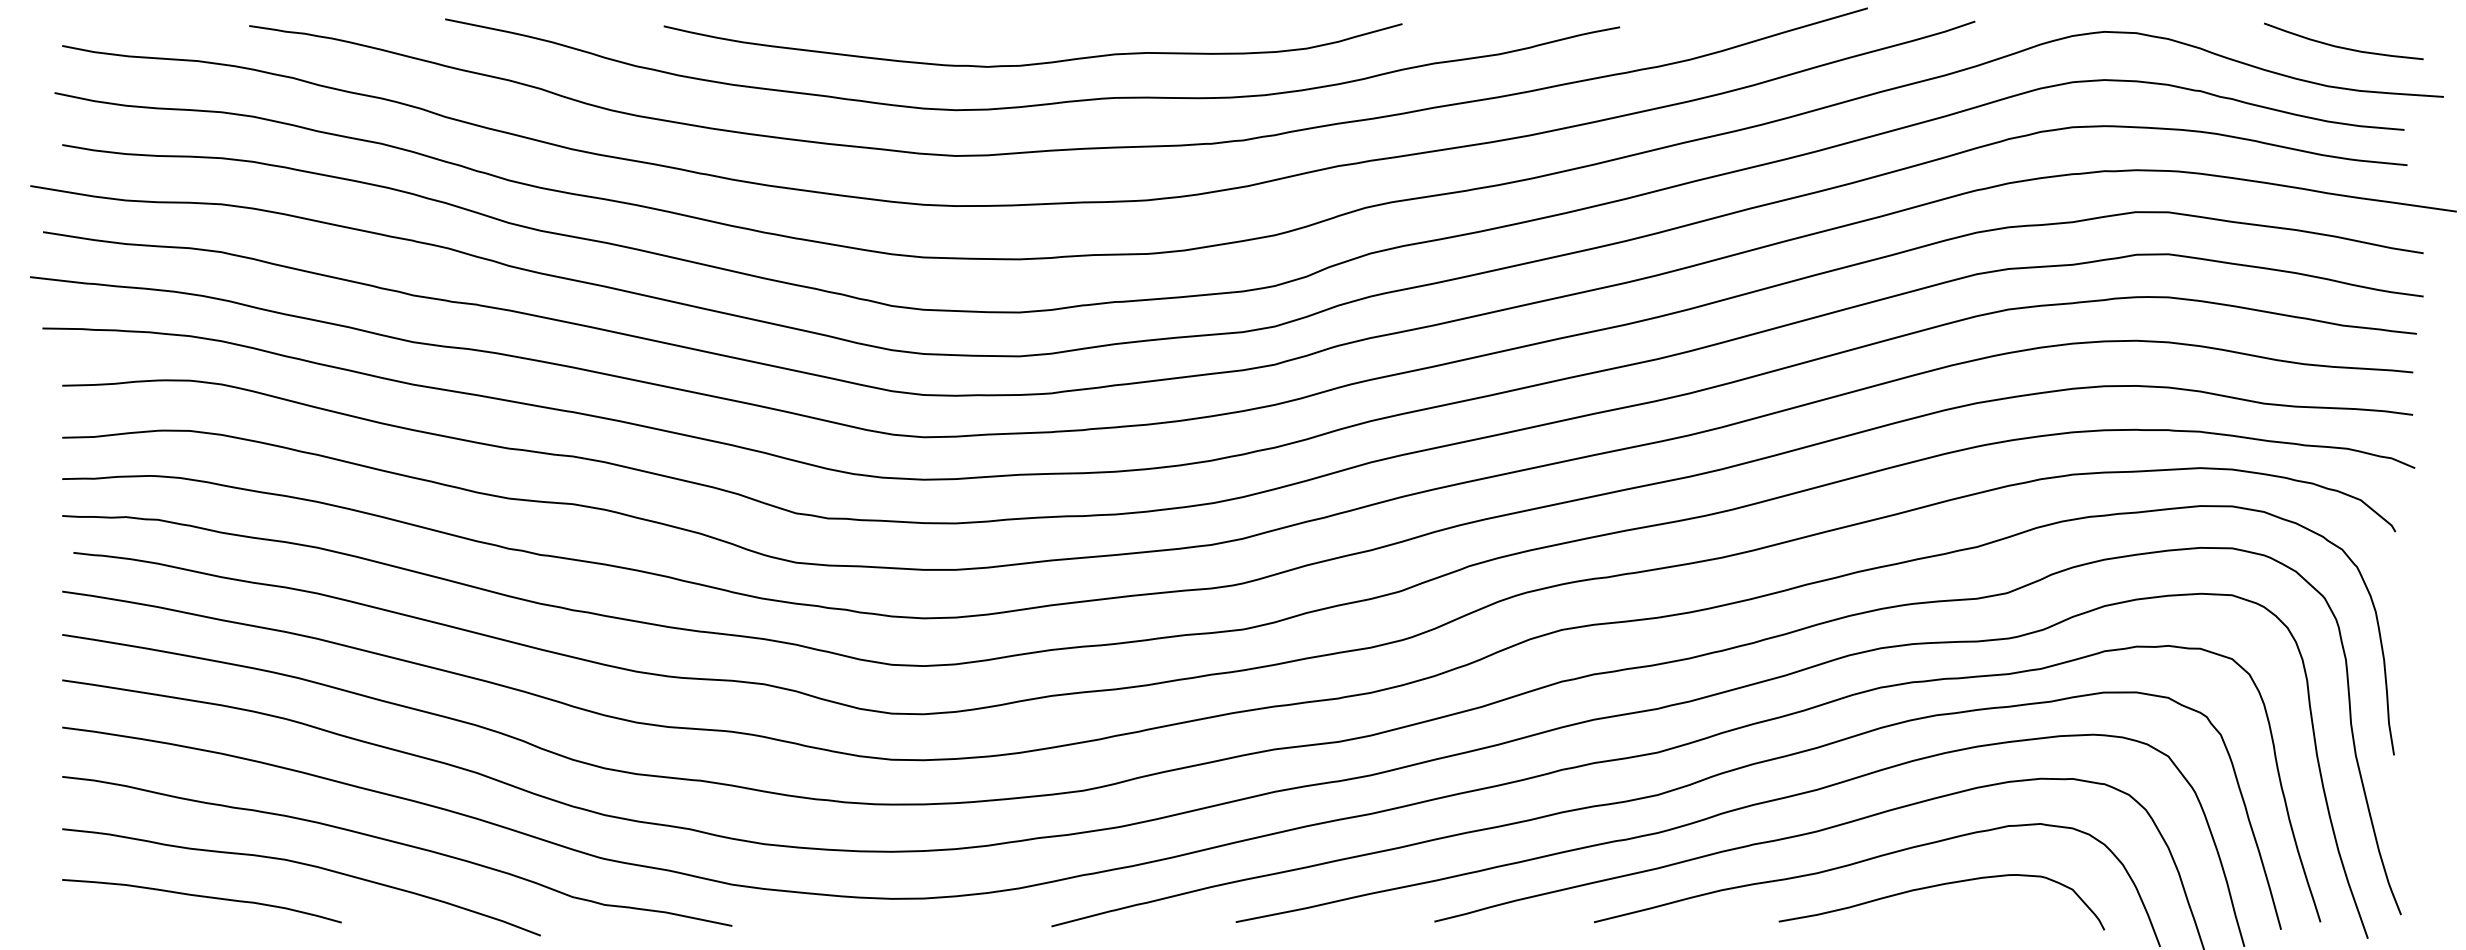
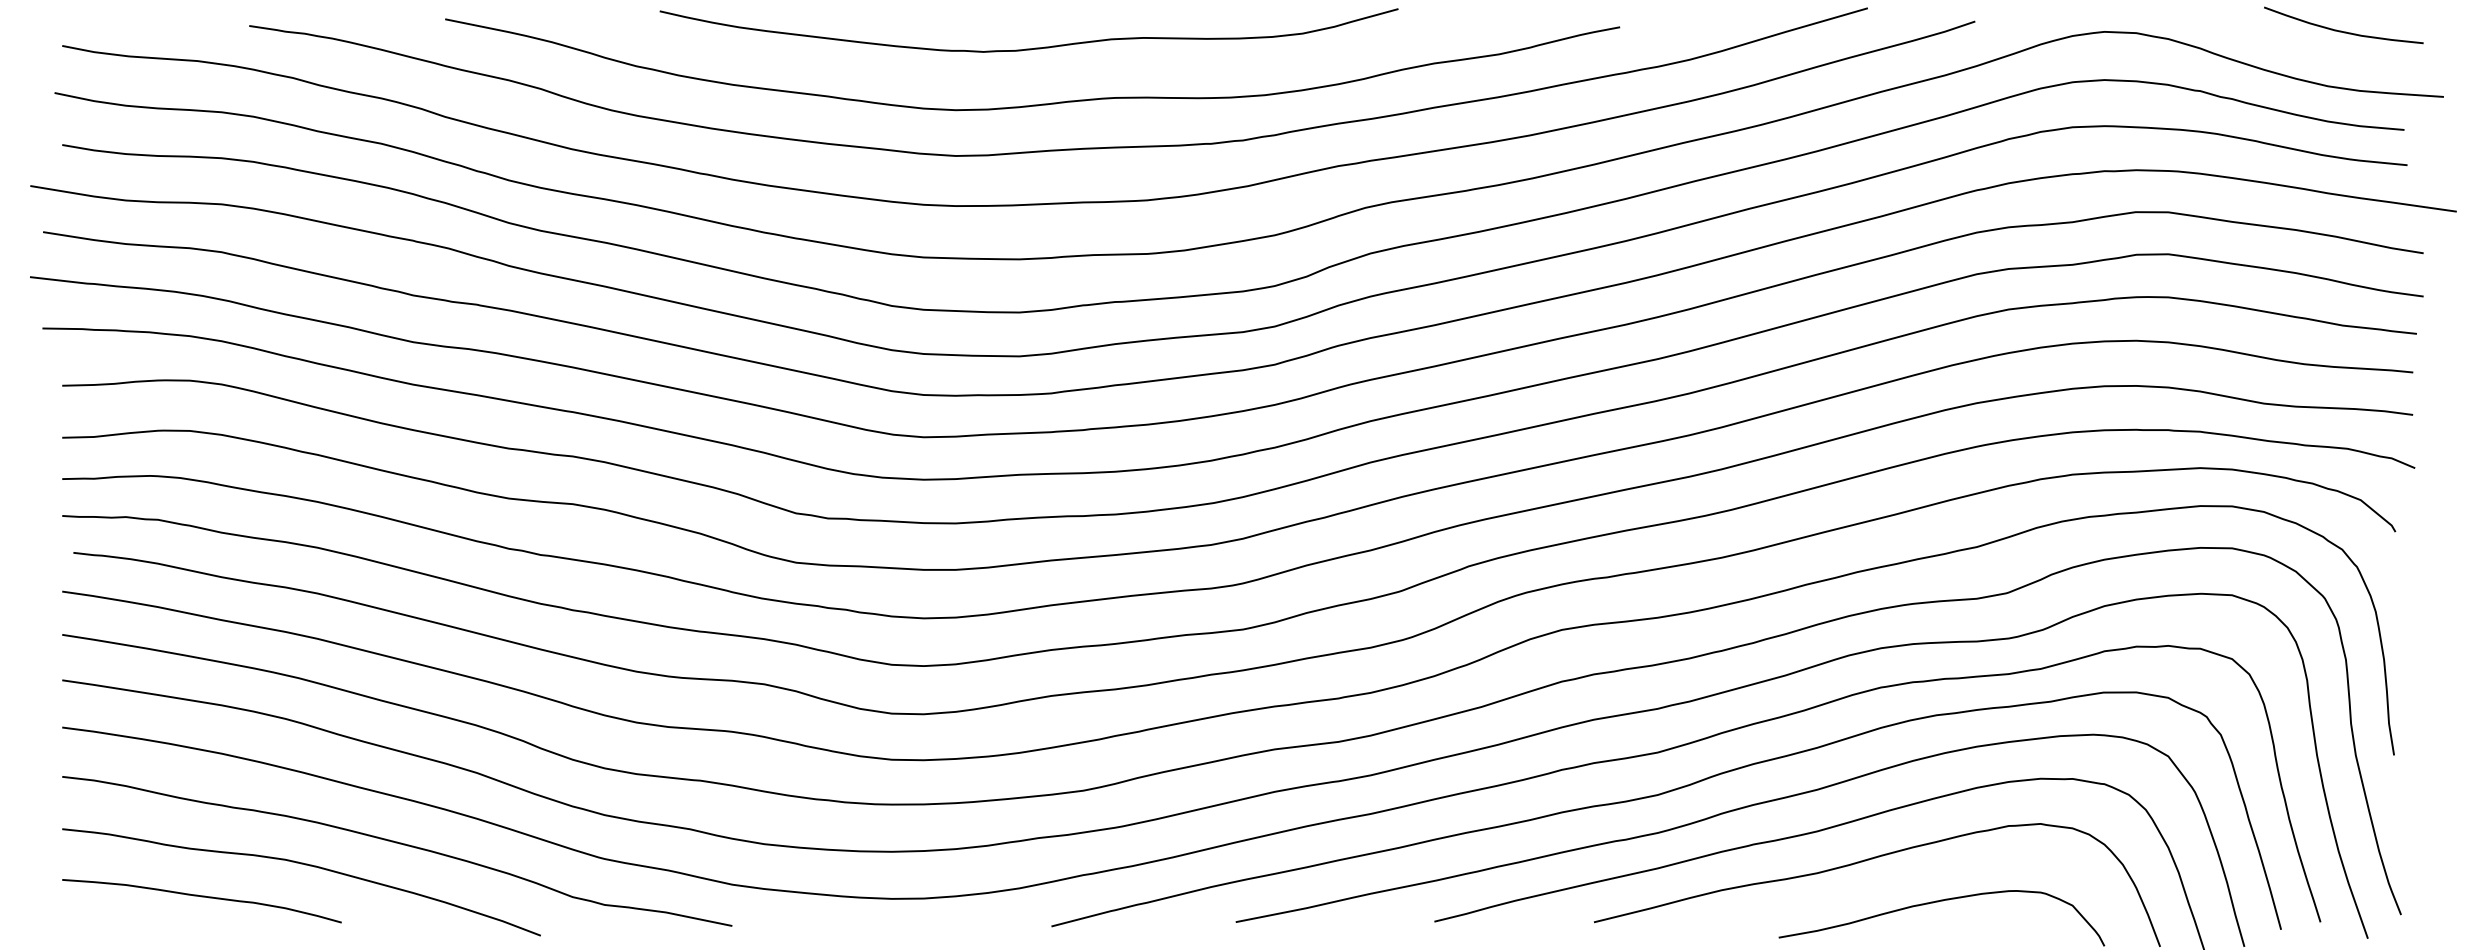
curve position: (2341, 46) -> (2341, 30) (2341, 30)
curve position: (1032, 63) -> (1028, 48) (1028, 48)
curve position: (1938, 886) -> (1938, 902) (1938, 902)
